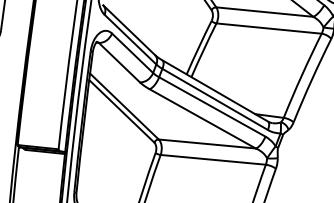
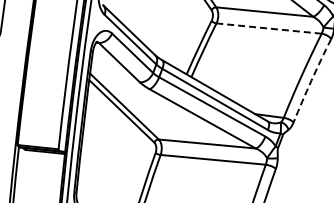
line: solid -> dashed (269, 28)
arc: solid -> dashed (311, 80)
